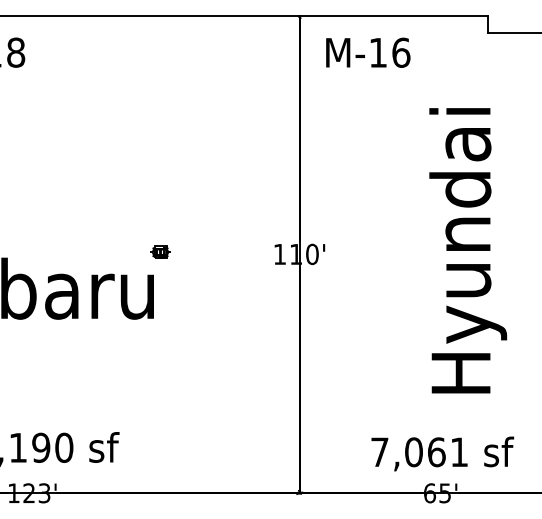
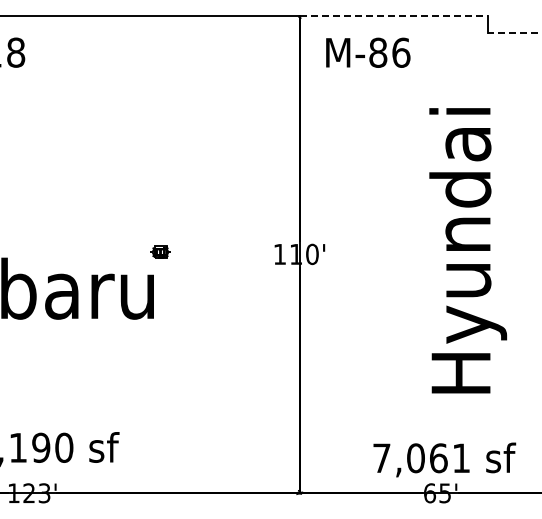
line: solid -> dashed (394, 15)
line: solid -> dashed (514, 33)
text: M-16 -> M-86 (378, 52)
text position: (442, 453) -> (444, 459) (444, 459)
